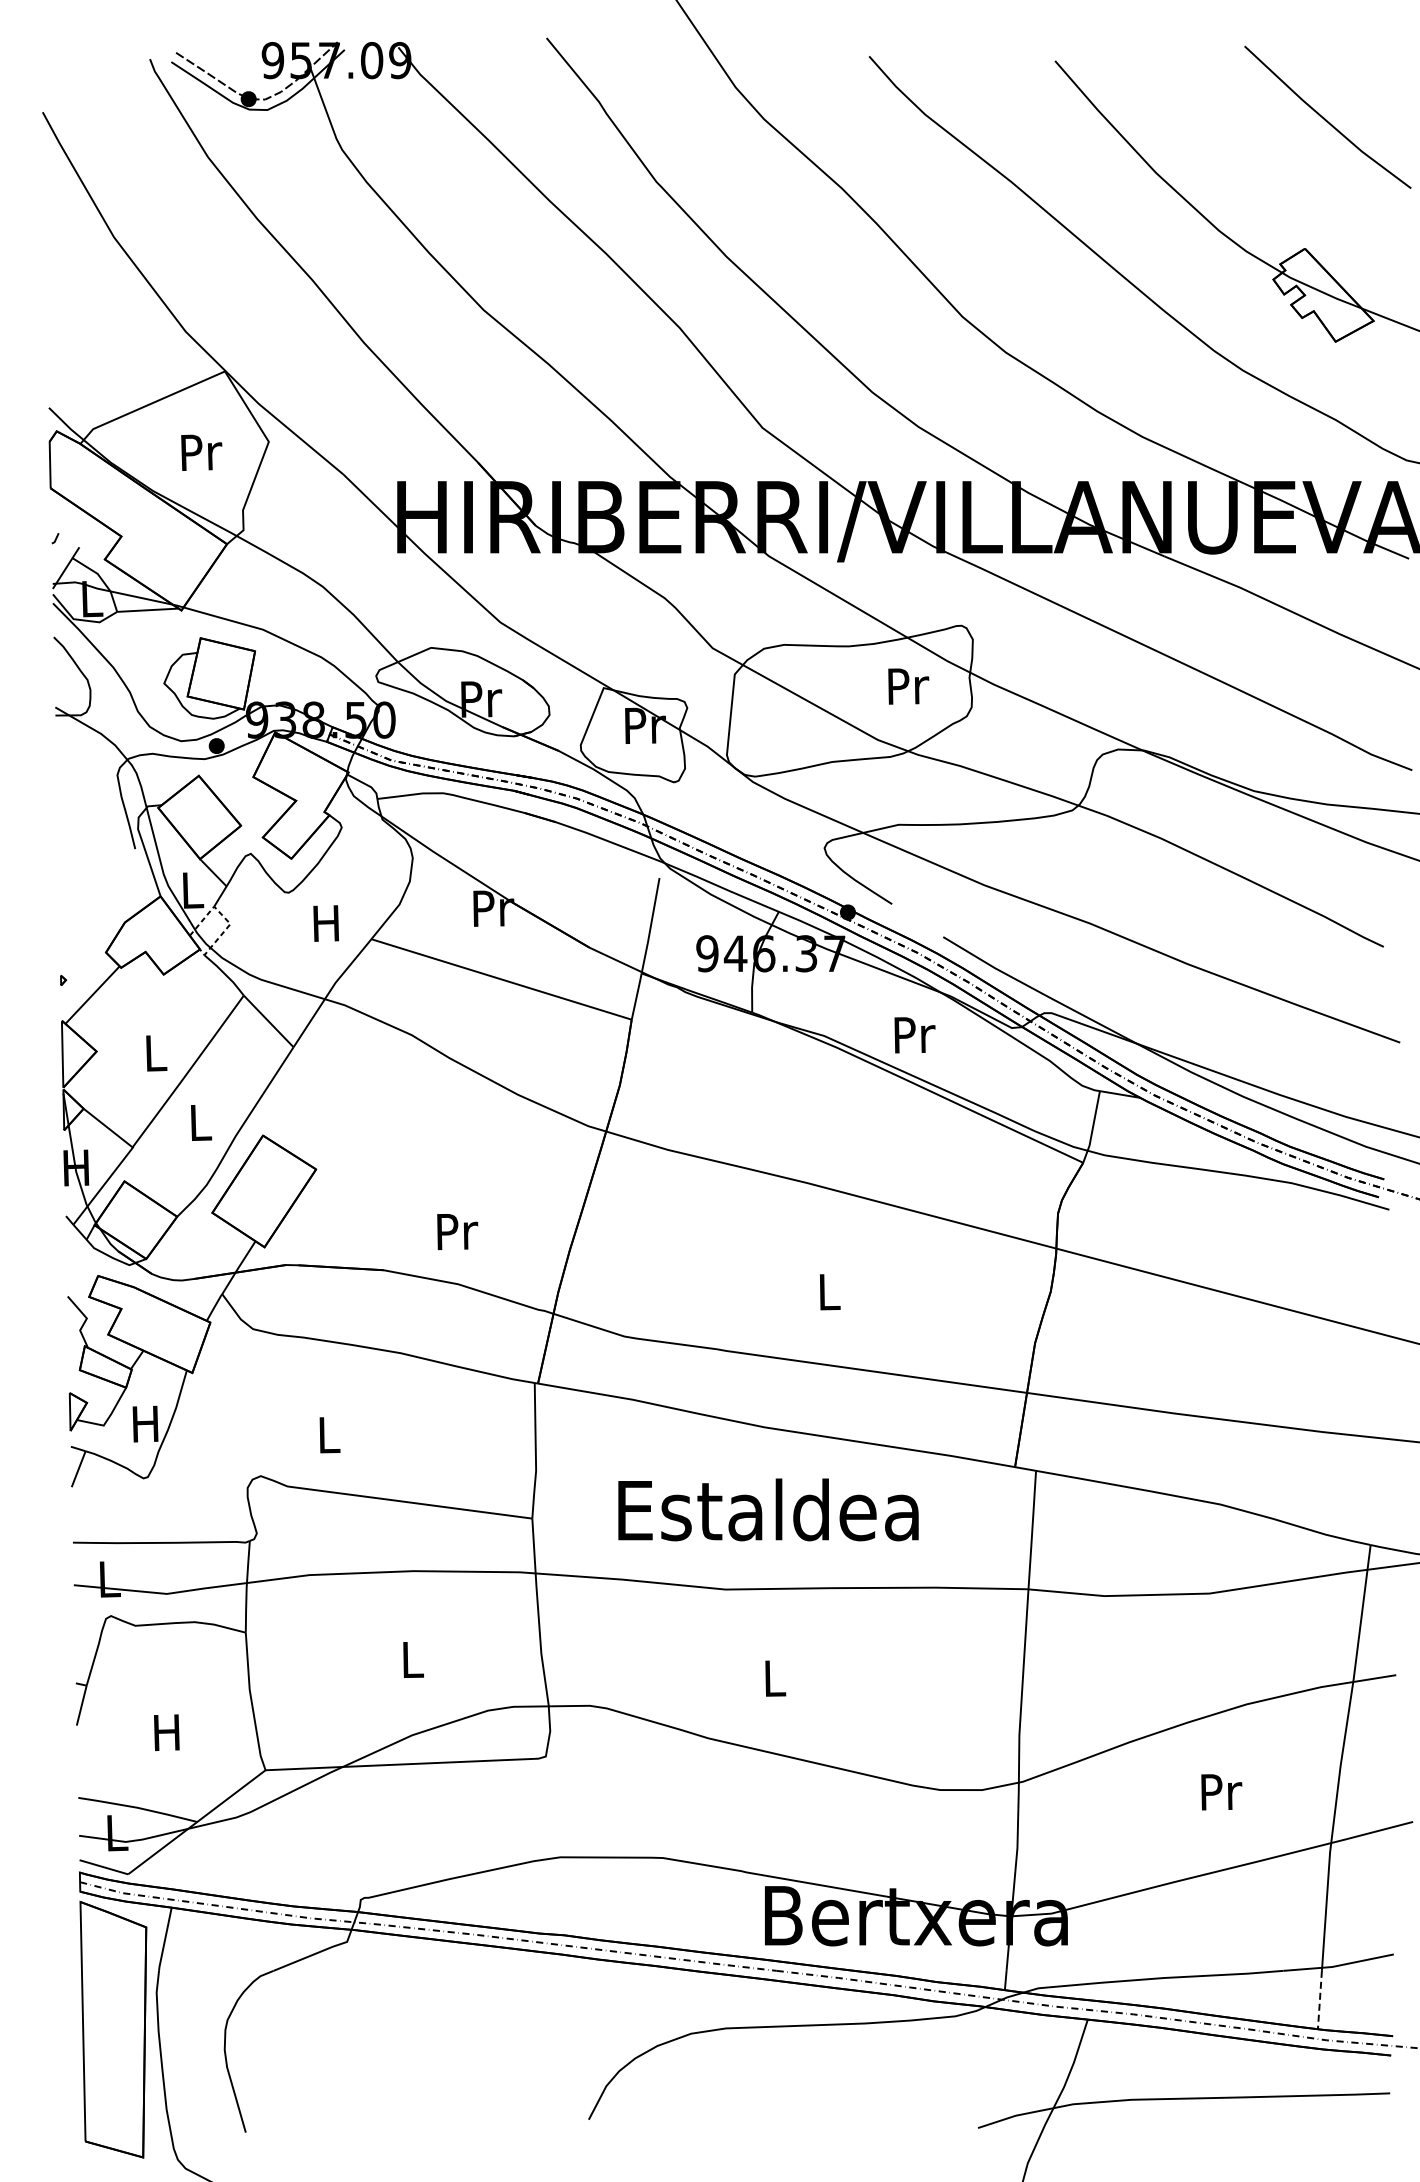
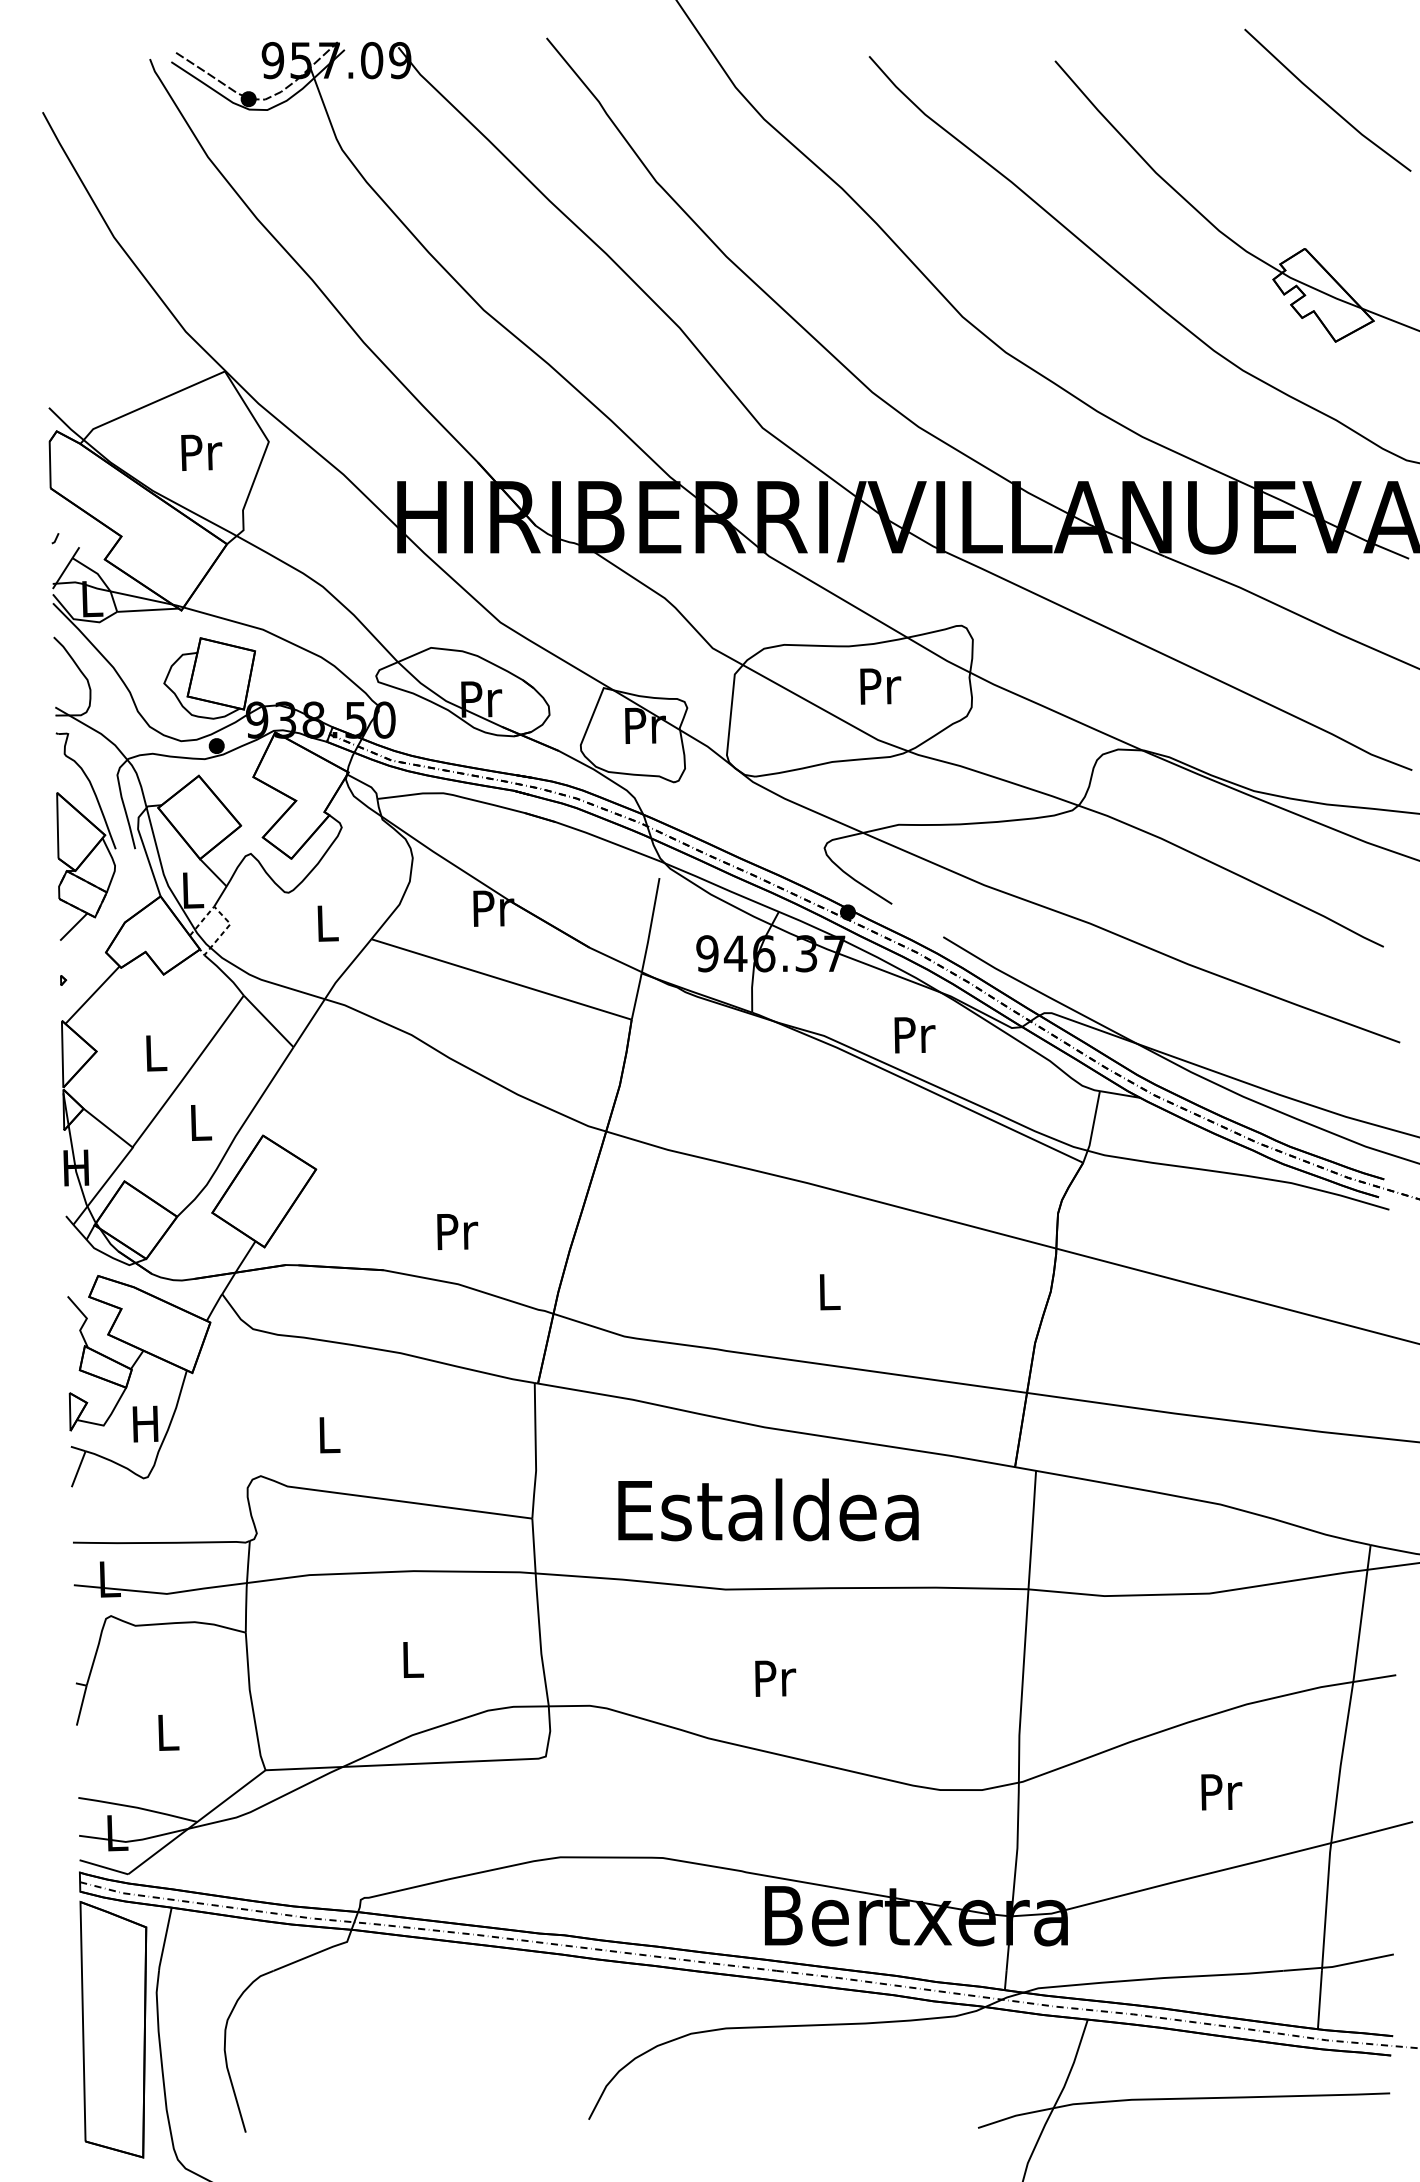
line position: (1325, 118) -> (1325, 101) (1325, 101)
text position: (908, 686) -> (880, 686) (880, 686)
part: none -> present (85, 836)
text: H -> L (326, 923)
text: L -> Pr (775, 1678)
text: H -> L (166, 1732)
line: dashed -> solid (1319, 2000)
